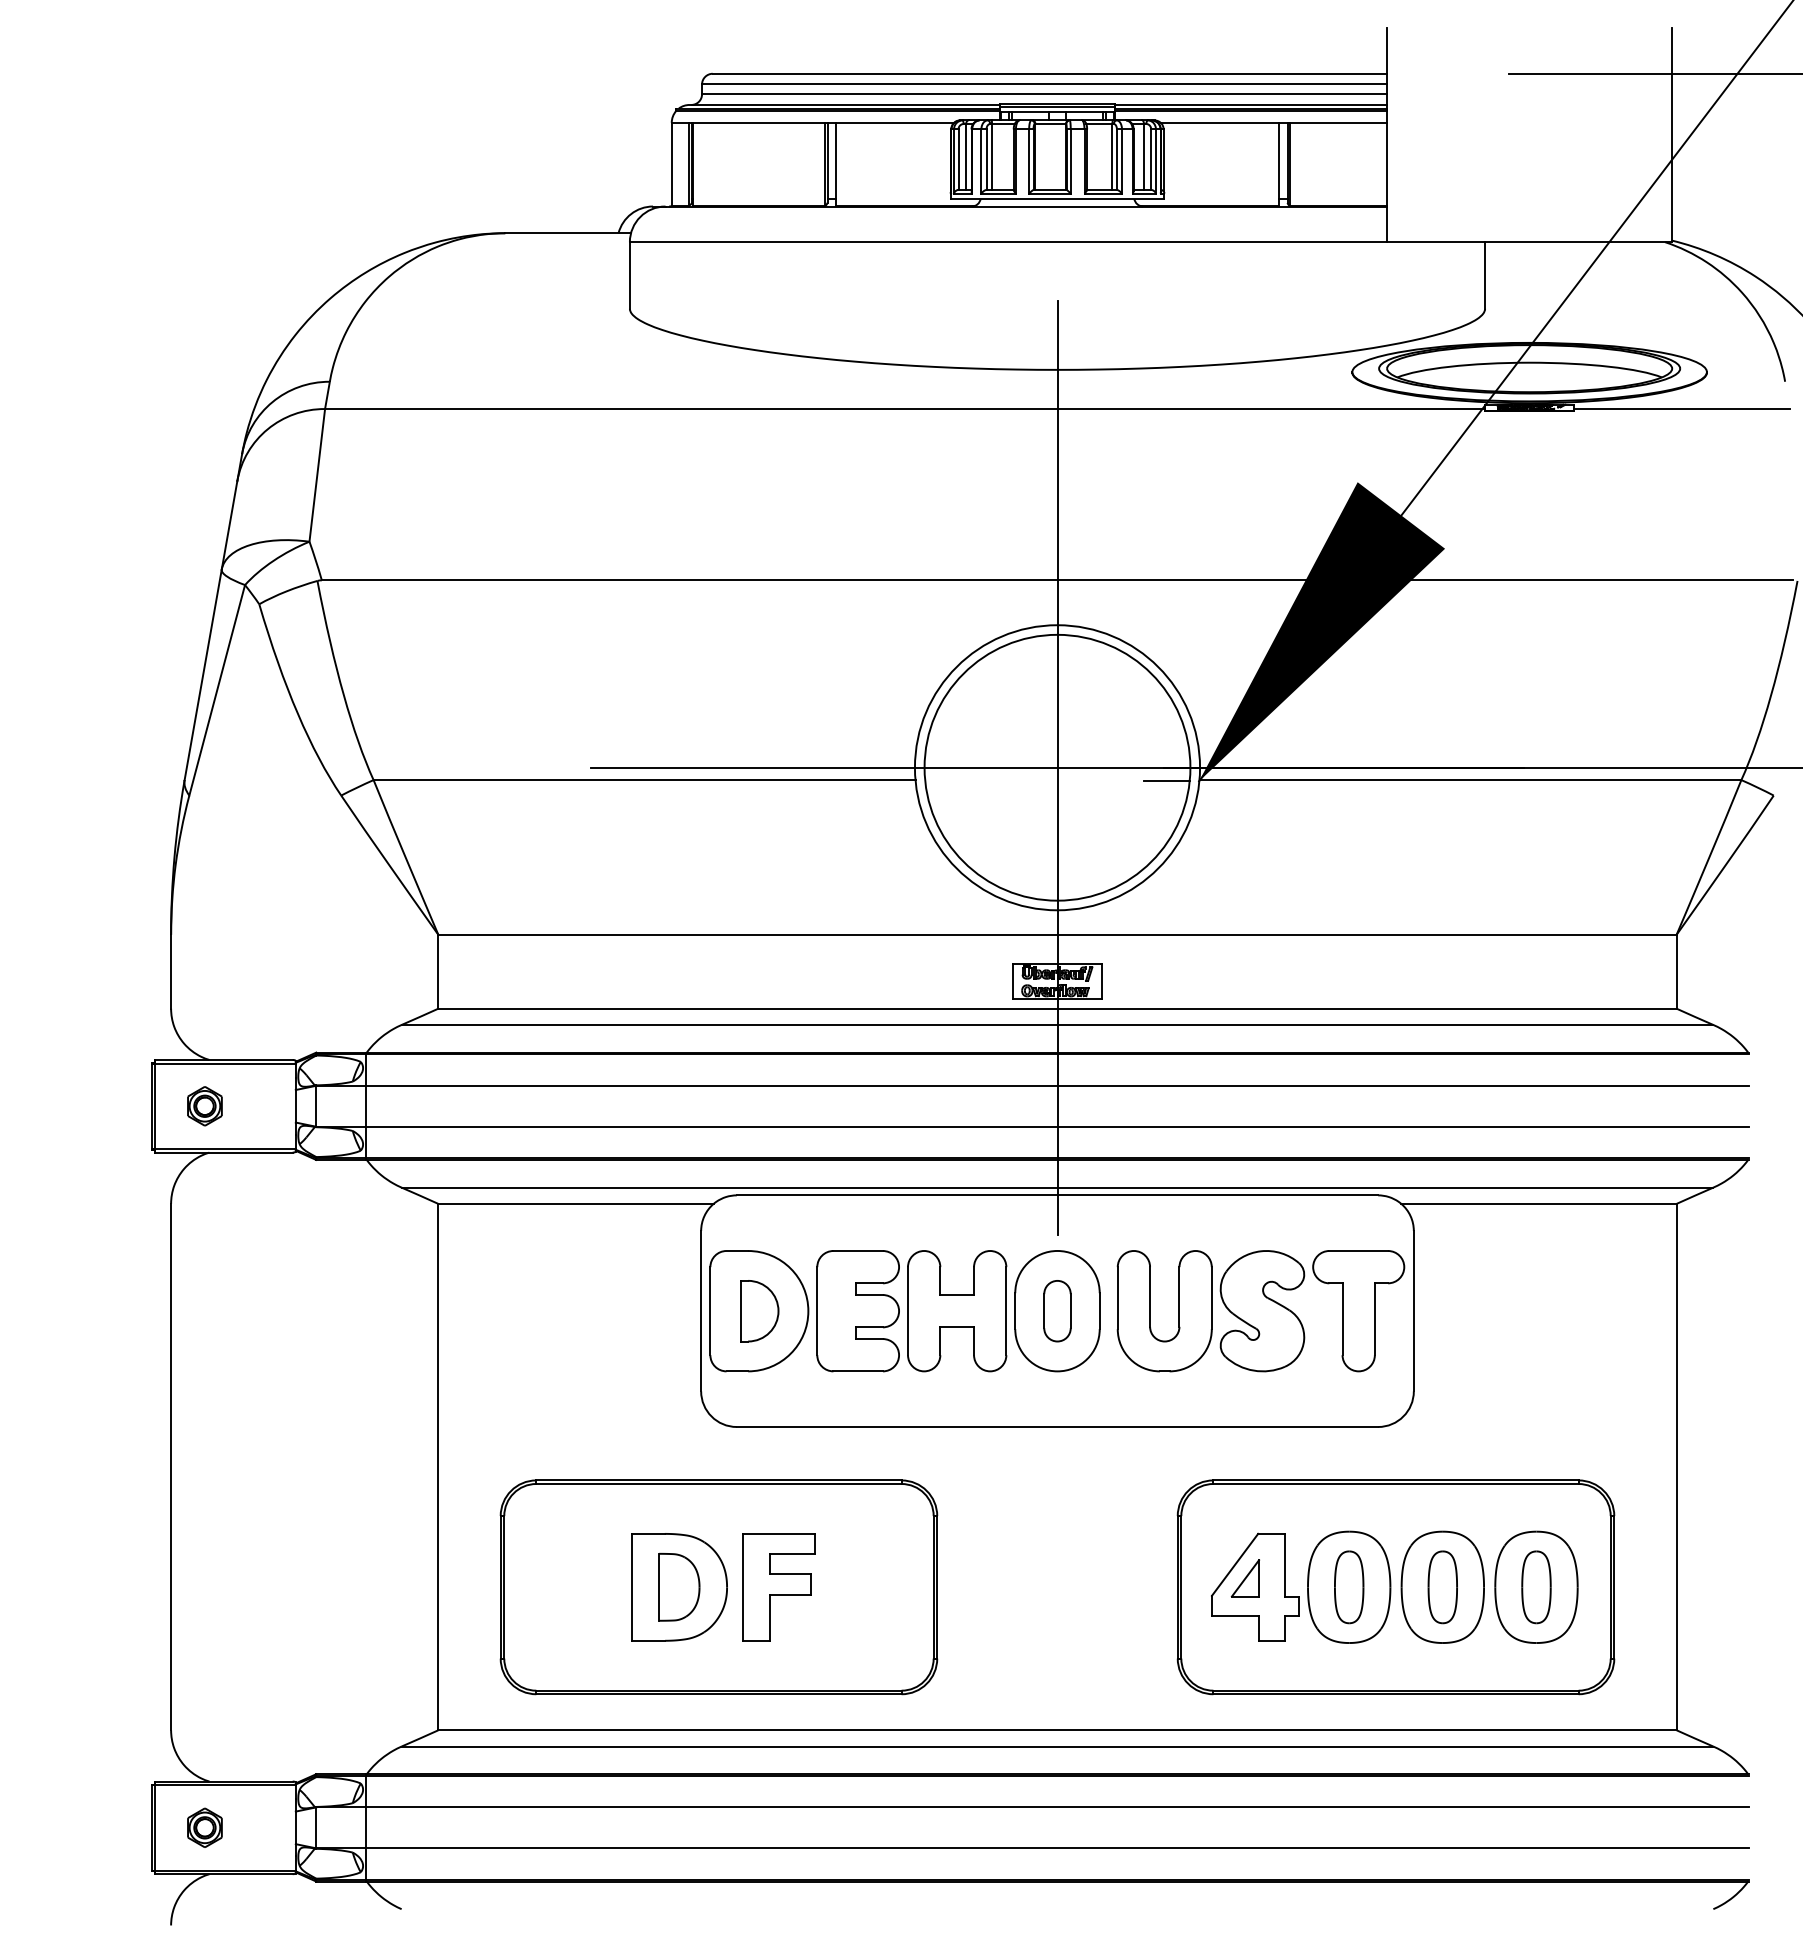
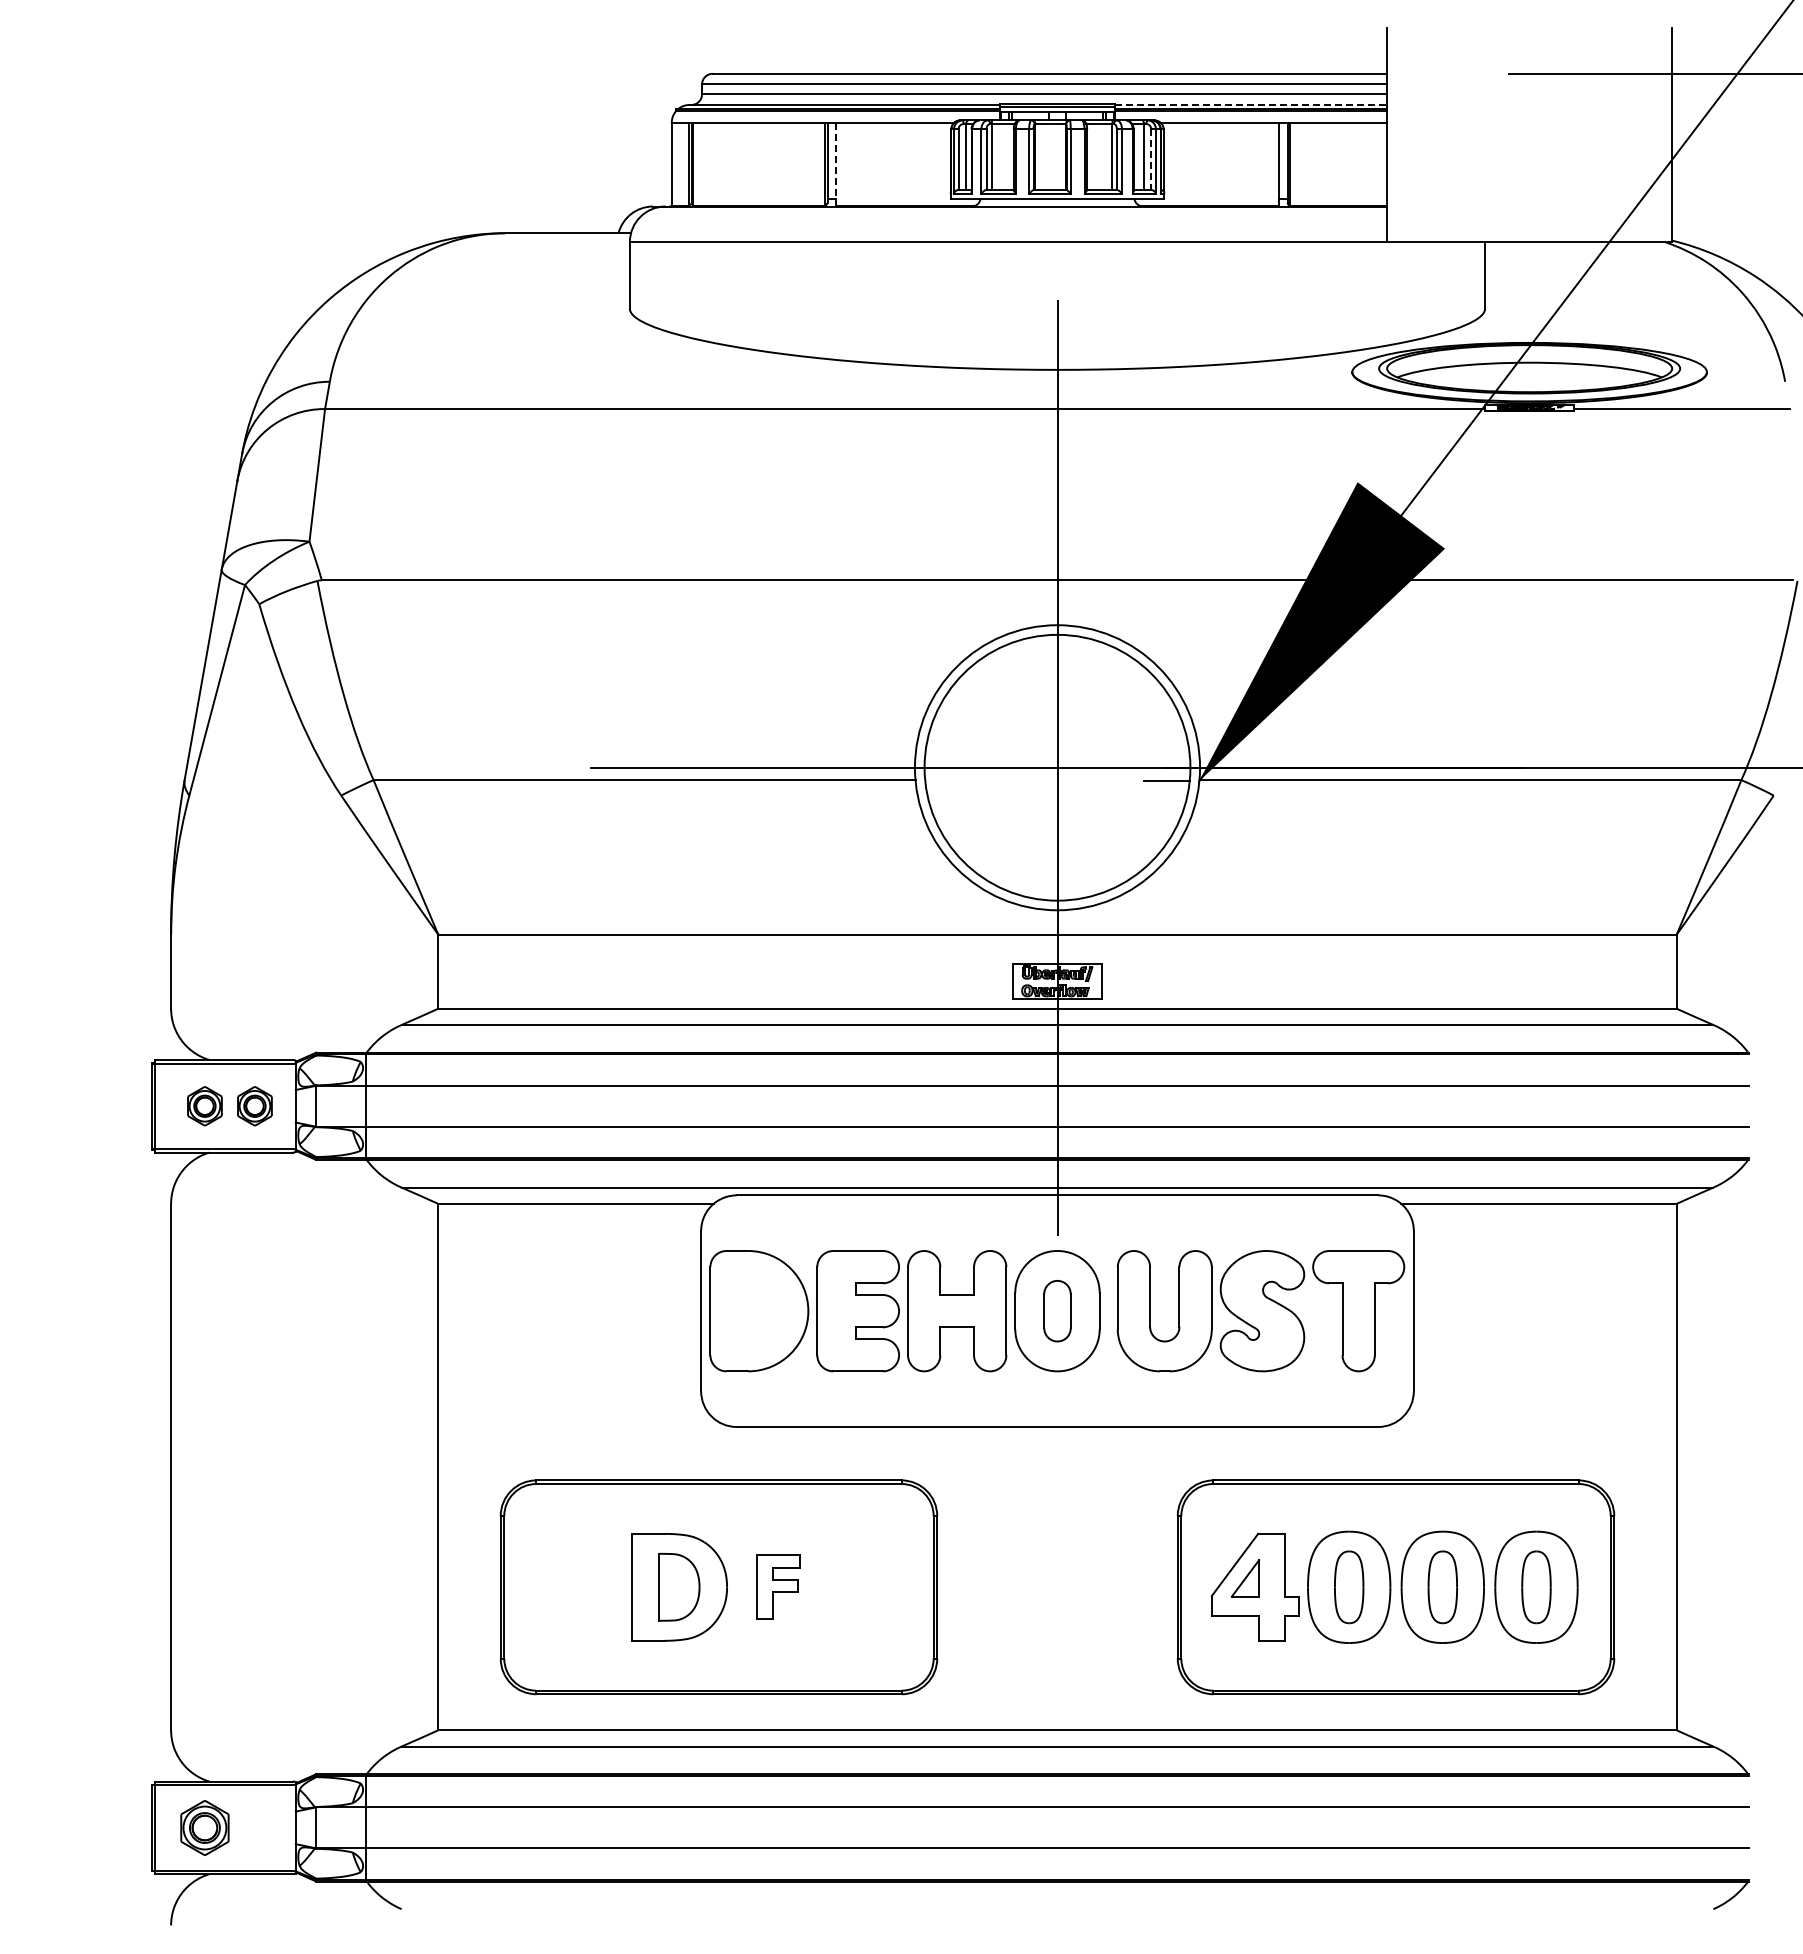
line: solid -> dashed (1251, 104)
line: solid -> dashed (1151, 160)
line: solid -> dashed (836, 164)
part: none -> present (254, 1106)
part: present -> none (759, 1311)
part size: 74x109 px -> 45x66 px (778, 1586)
part size: 36x41 px -> 50x56 px (204, 1827)
